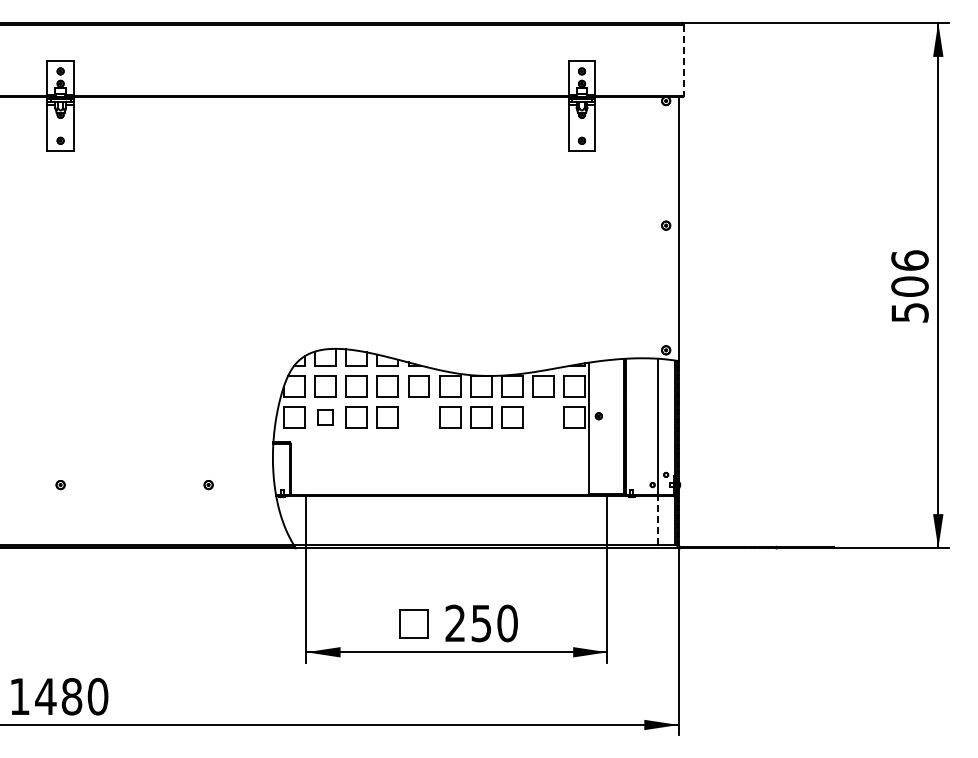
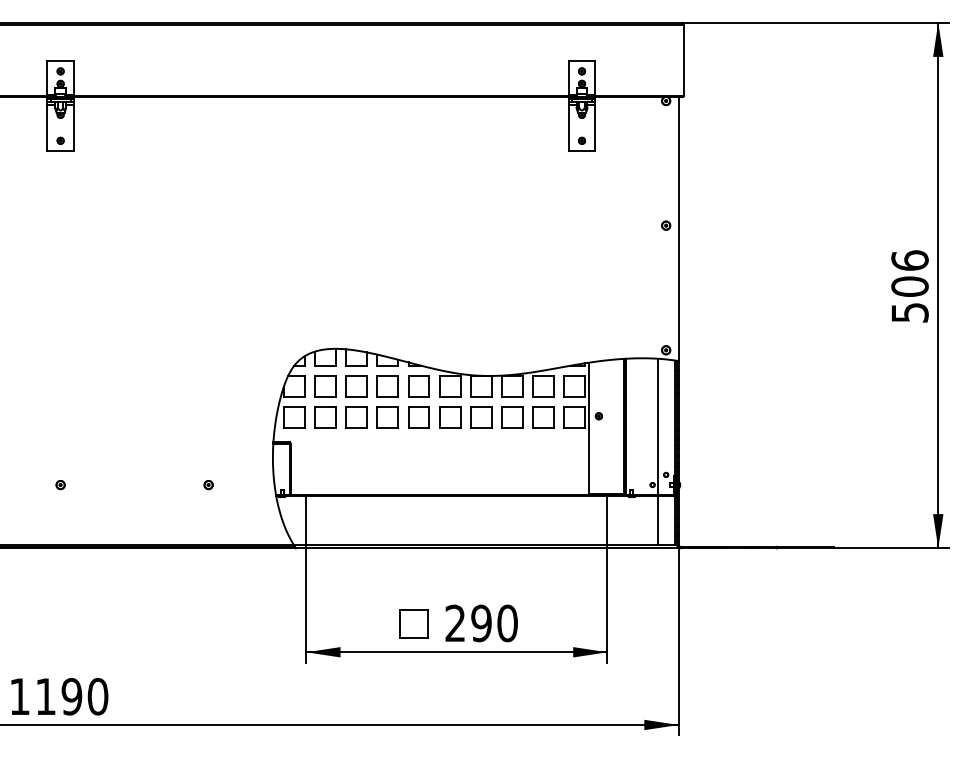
line: dashed -> solid (683, 60)
part size: 17x17 px -> 23x23 px (325, 417)
part: none -> present (418, 417)
part: none -> present (543, 417)
line: dashed -> solid (657, 520)
text: 250 -> 290 (481, 623)
text: 1480 -> 1190 (58, 696)
